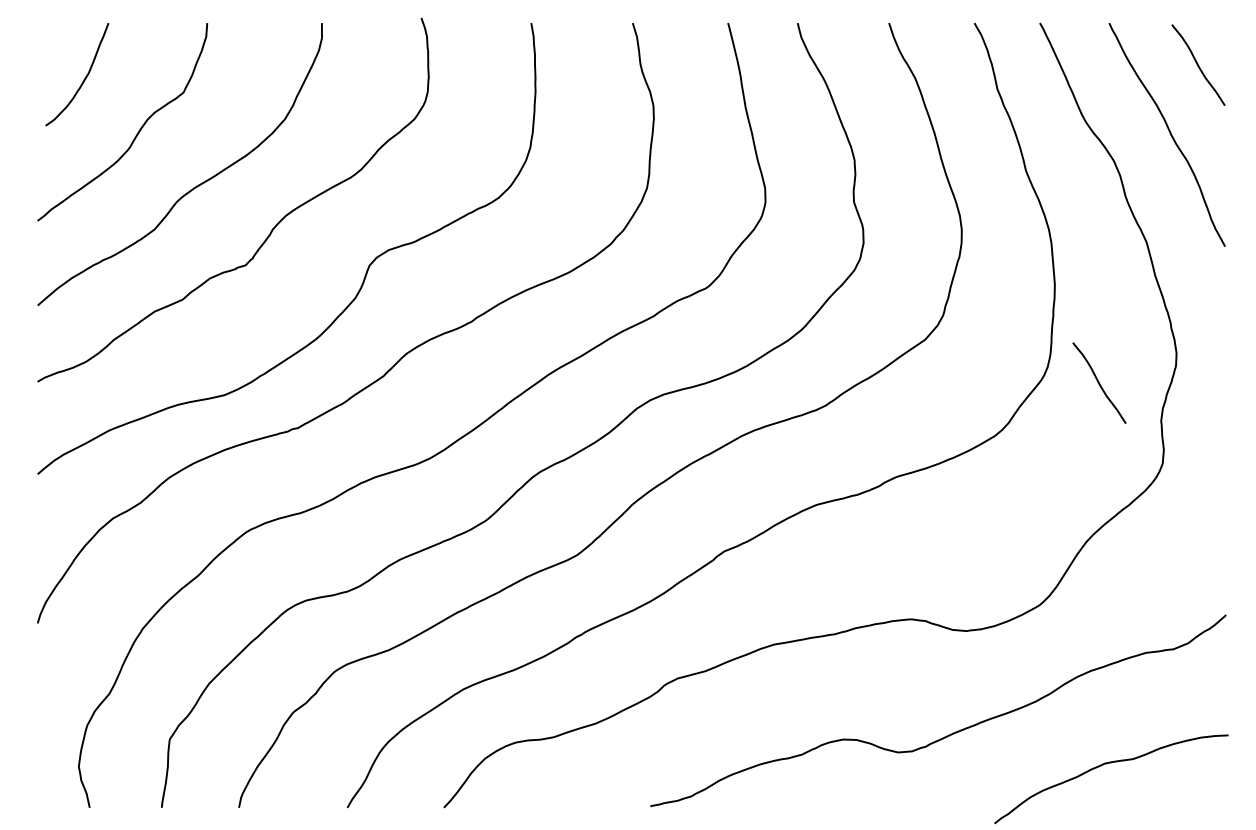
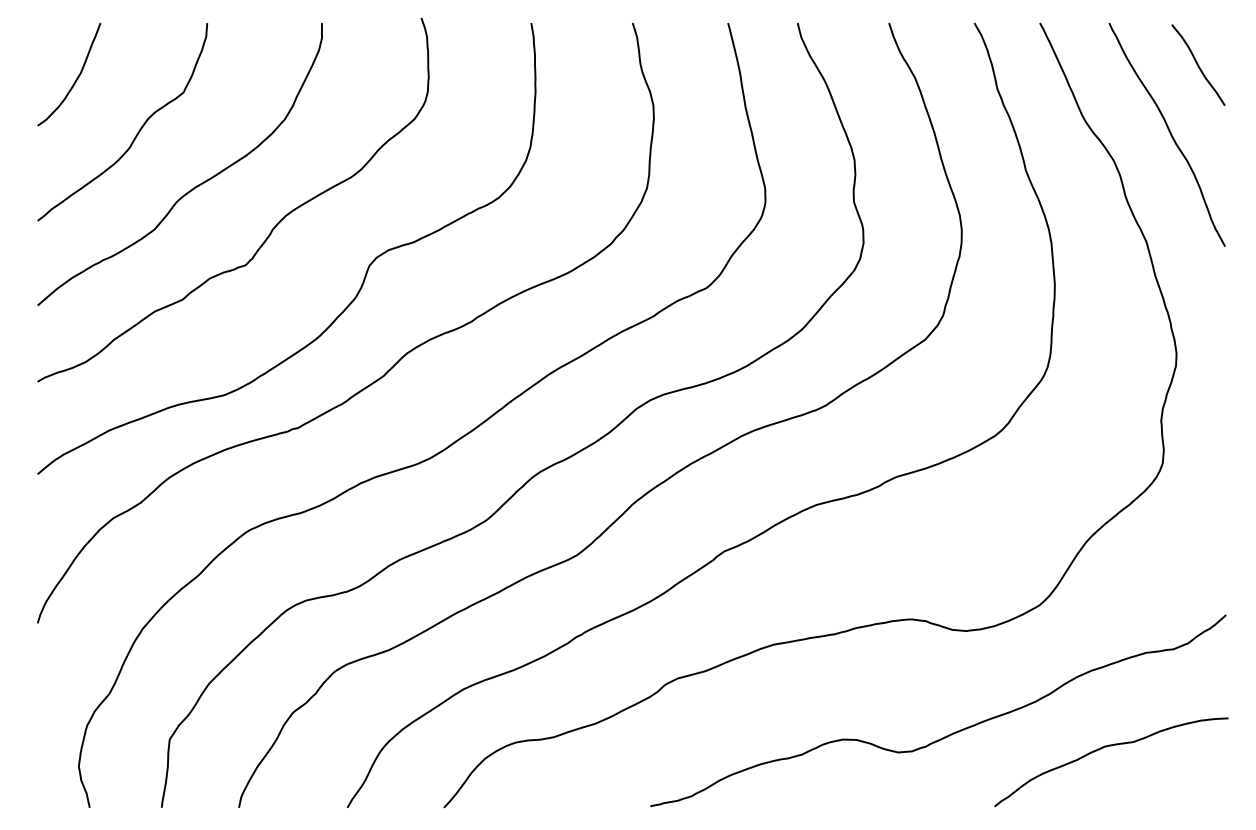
curve position: (83, 79) -> (75, 79) (75, 79)
curve: present -> none (1099, 382)
curve position: (1106, 764) -> (1106, 747) (1106, 747)
